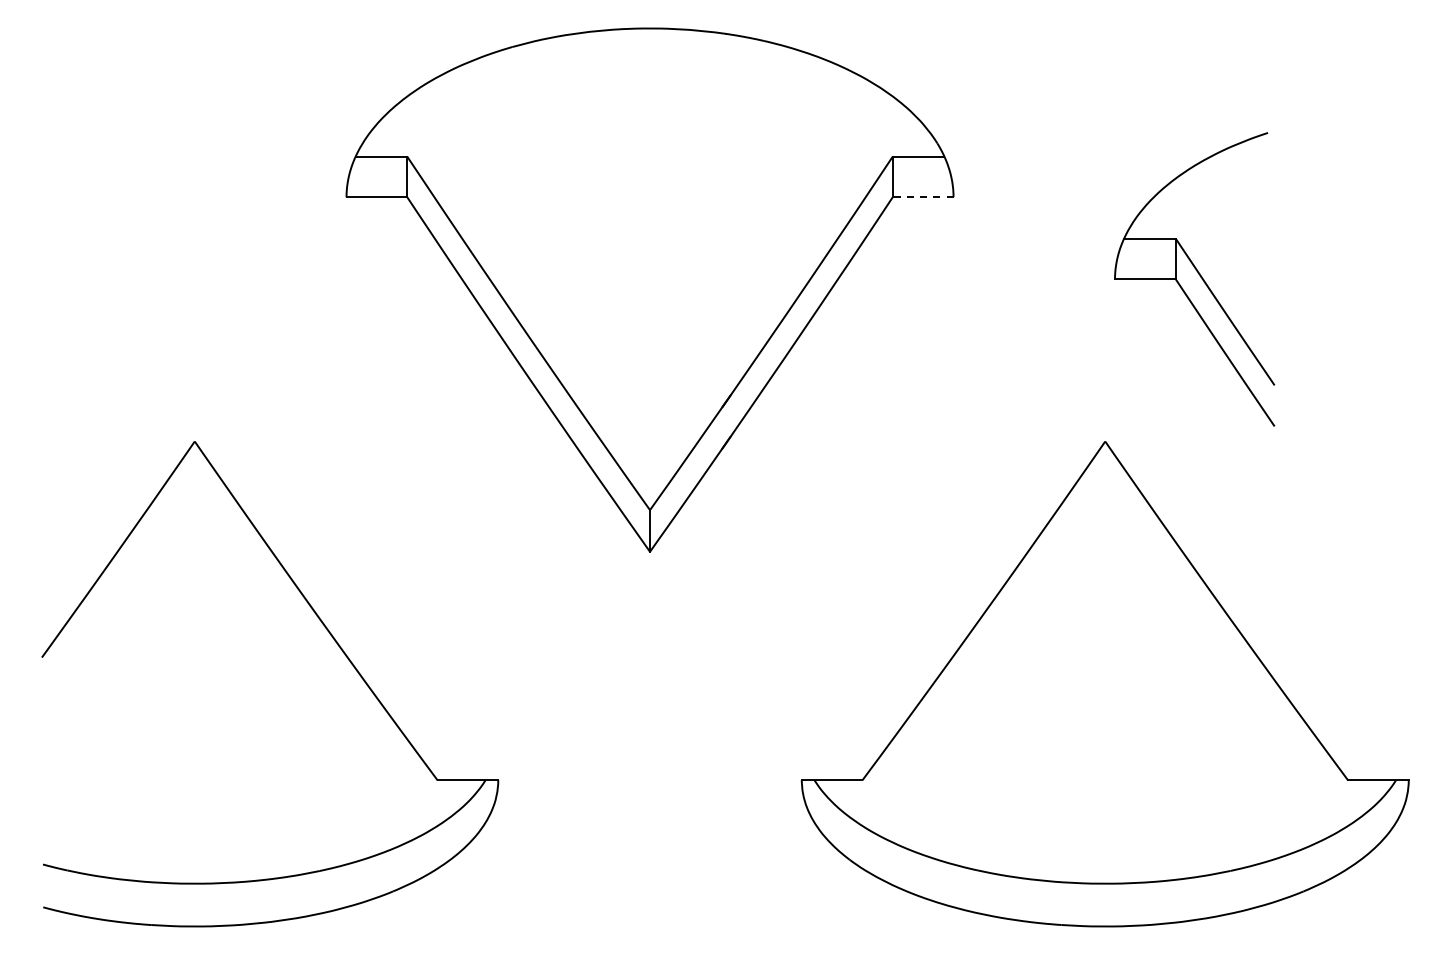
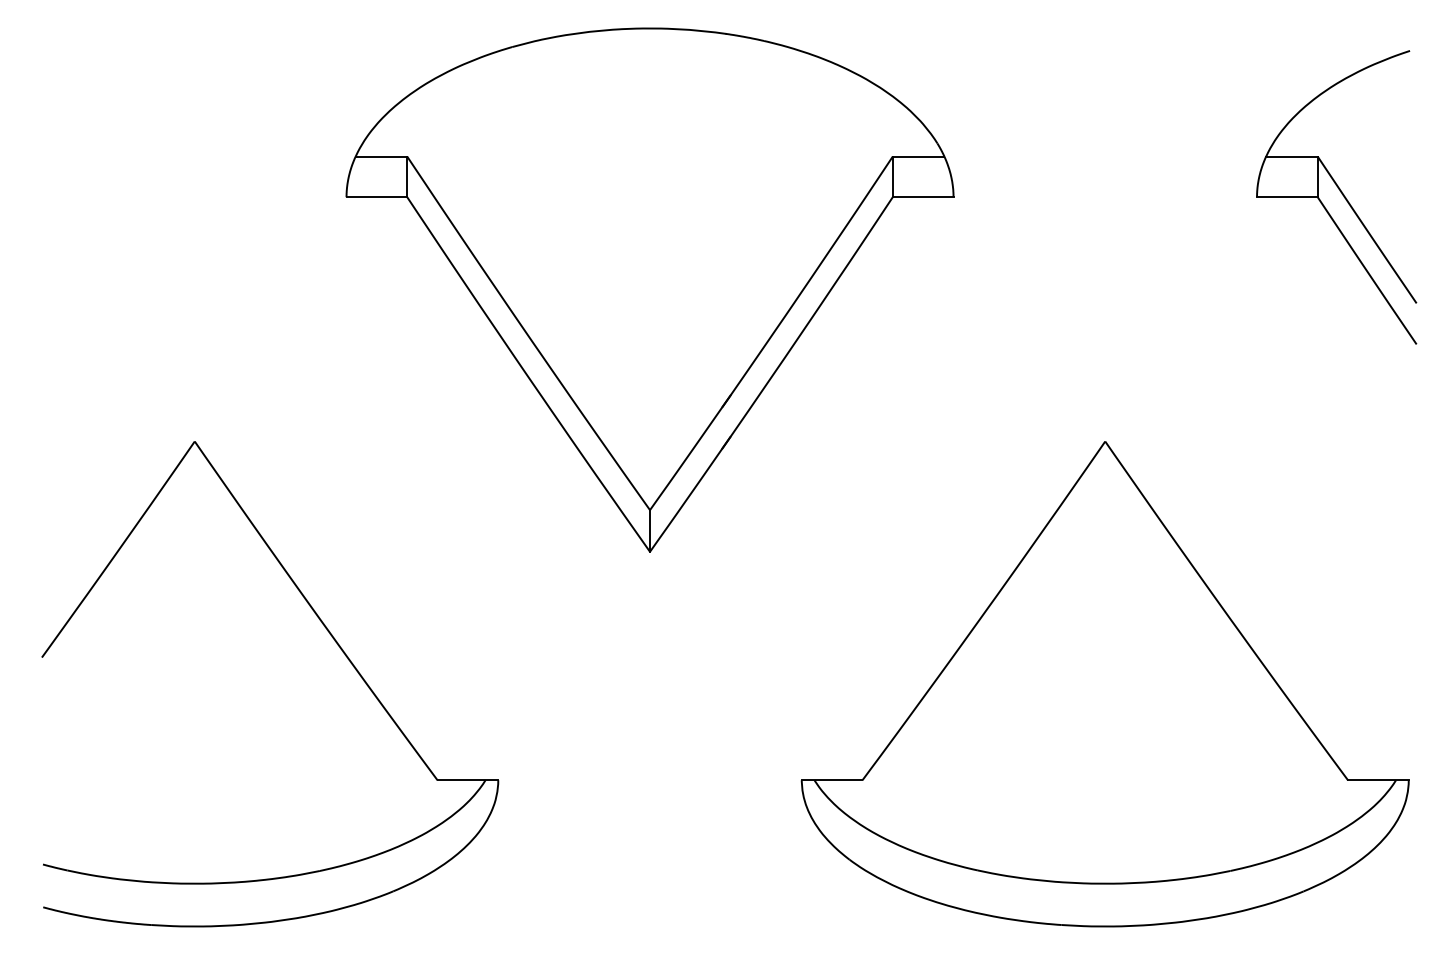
line: dashed -> solid (922, 197)
part position: (1194, 279) -> (1336, 197) (1336, 197)
